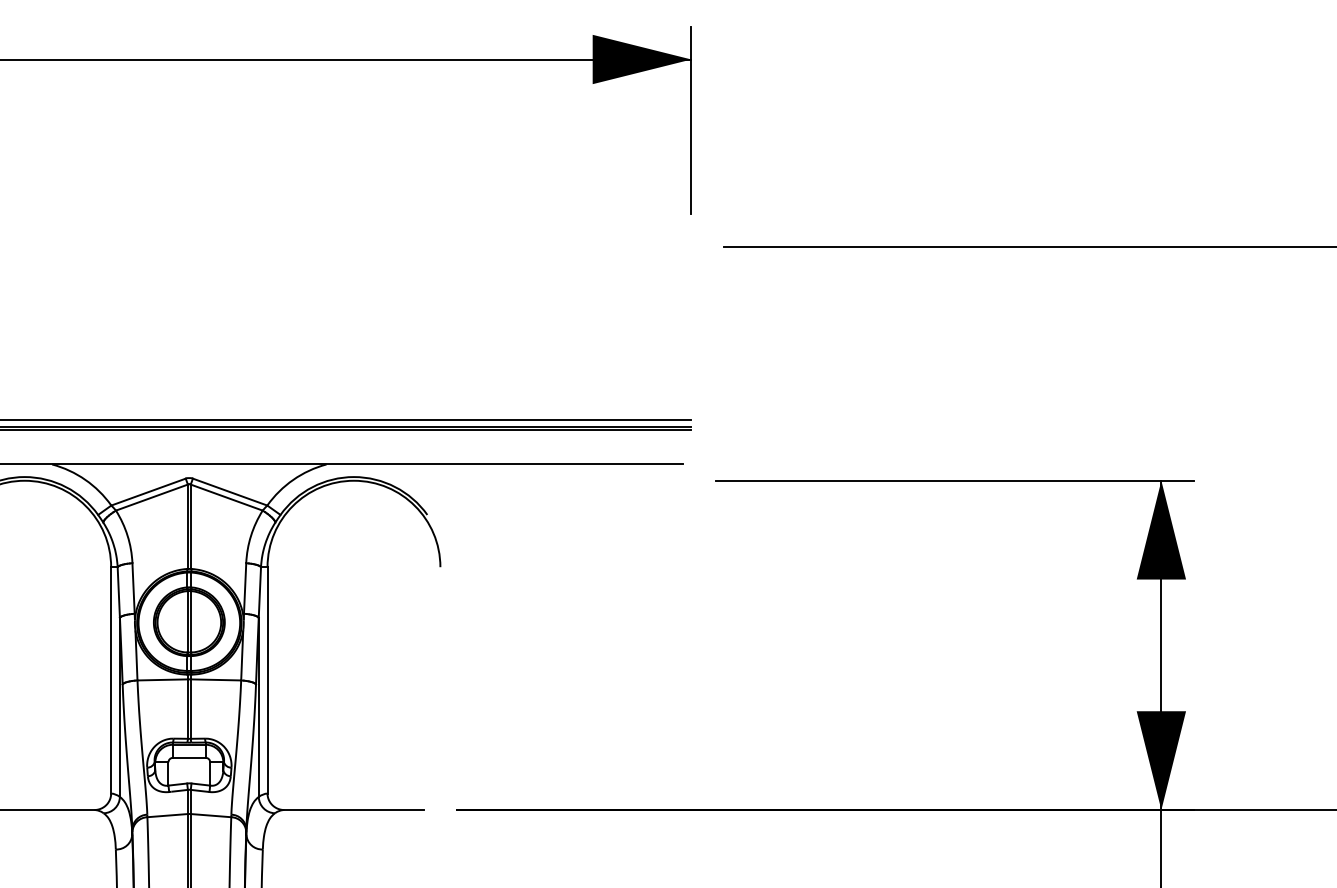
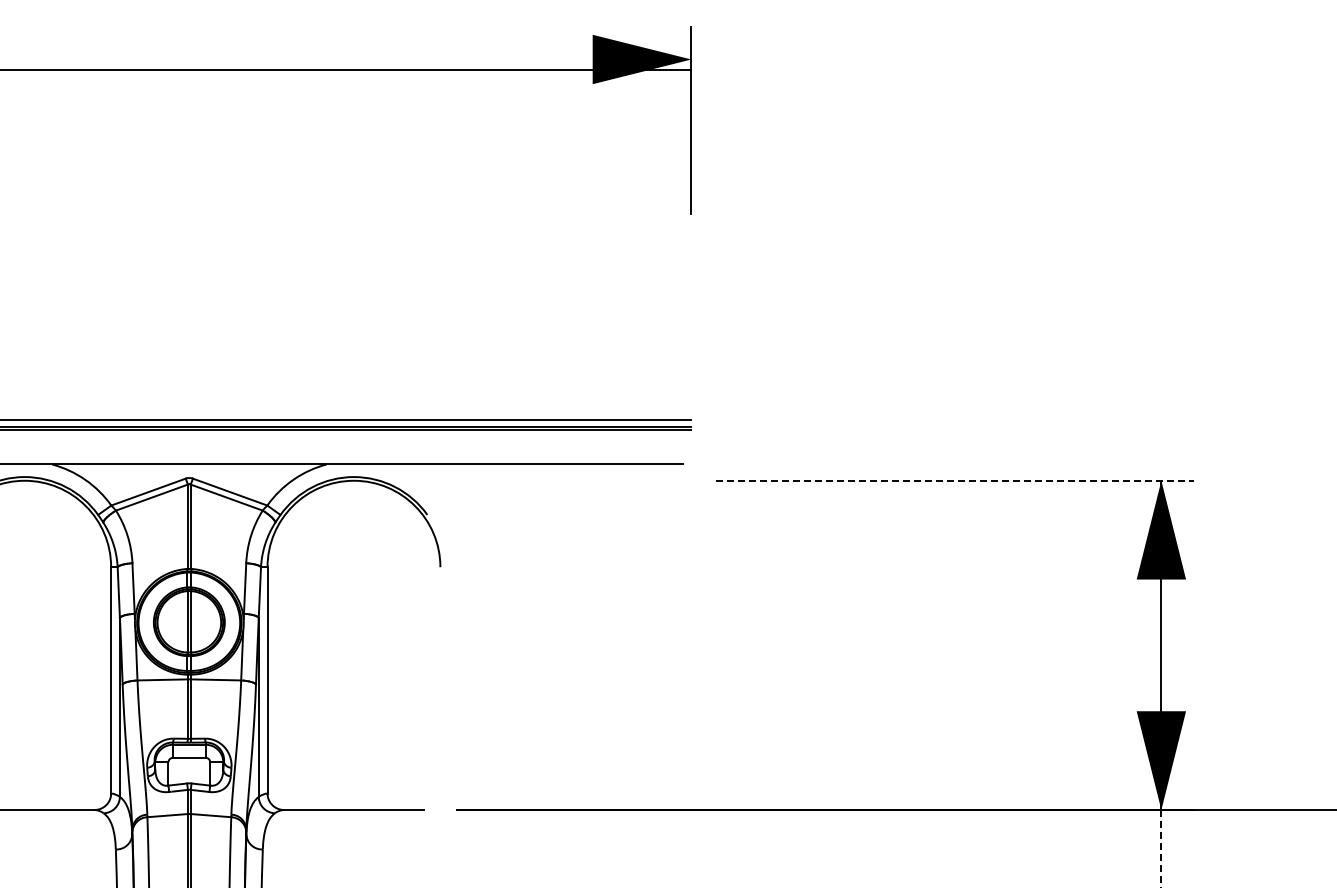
line position: (346, 59) -> (346, 69) (346, 69)
line: present -> none (1028, 247)
line: solid -> dashed (955, 480)
line: solid -> dashed (1161, 848)
